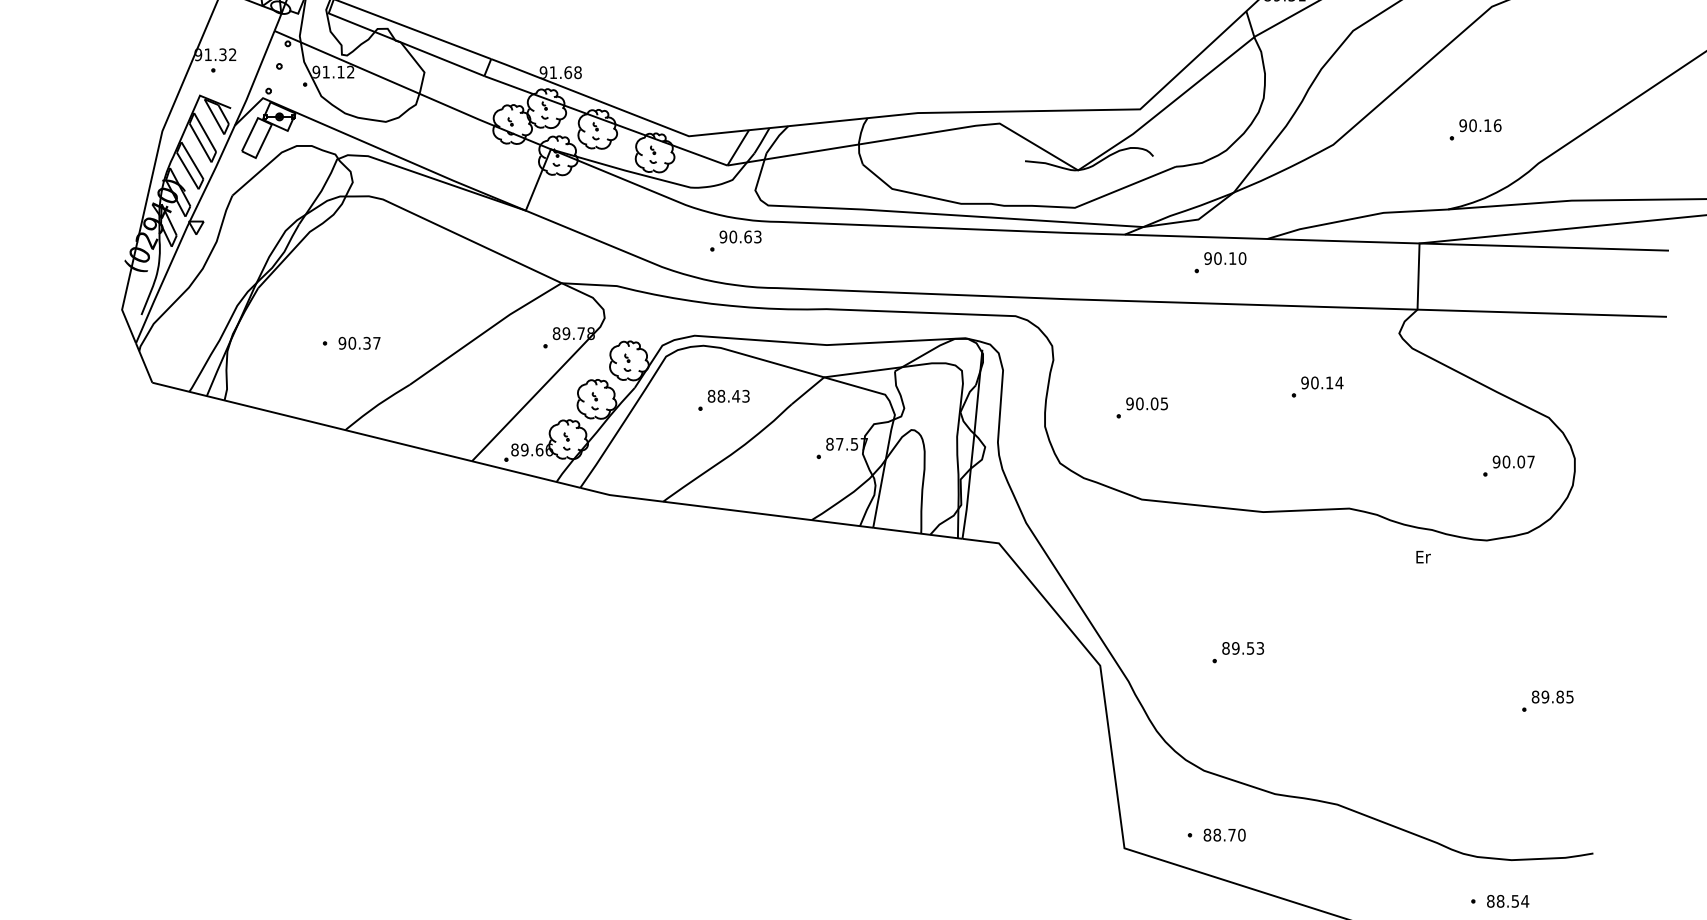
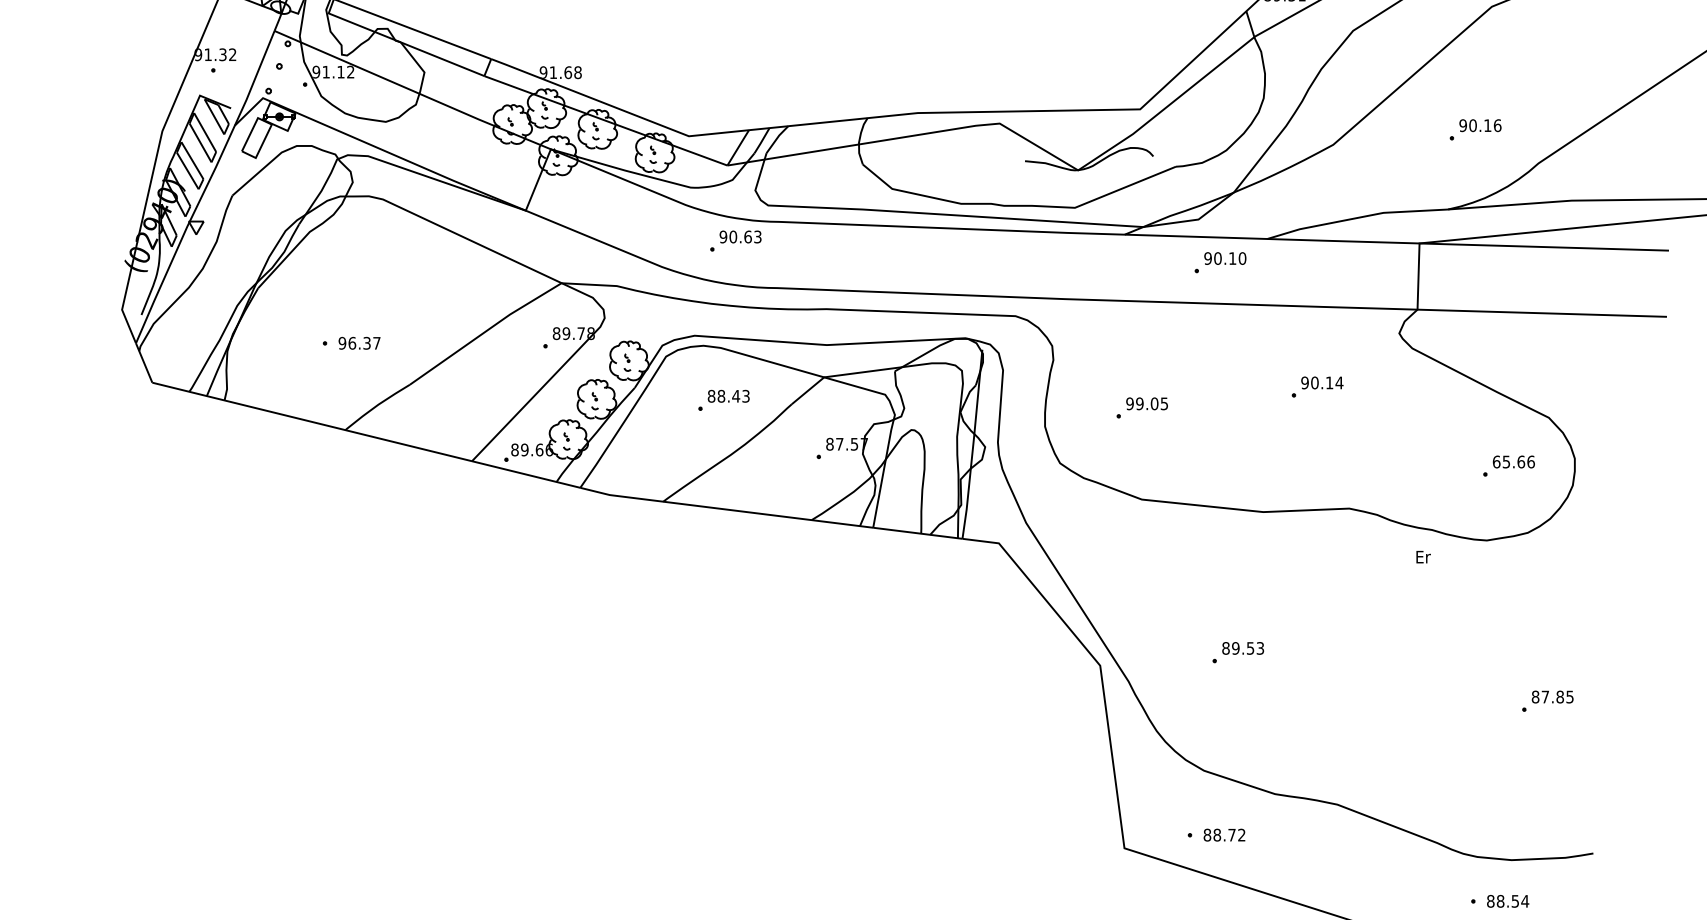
text: 90.37 -> 96.37 (352, 342)
text: 90.05 -> 99.05 (1139, 403)
text: 90.07 -> 65.66 (1513, 461)
text: 89.85 -> 87.85 (1545, 696)
text: 88.70 -> 88.72 (1241, 834)
